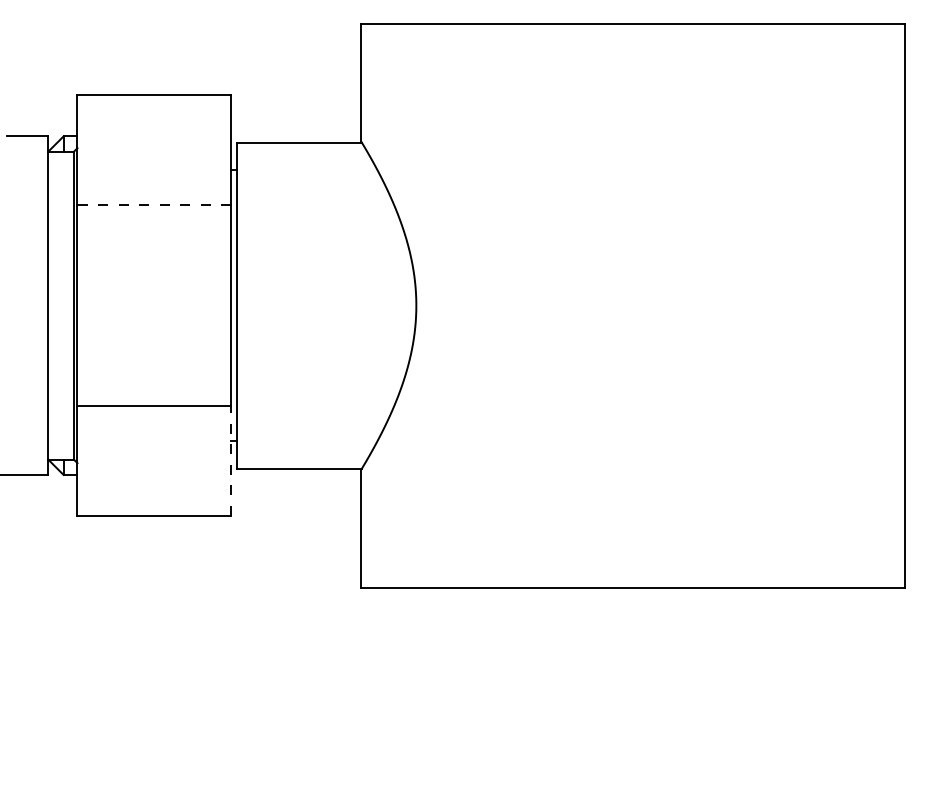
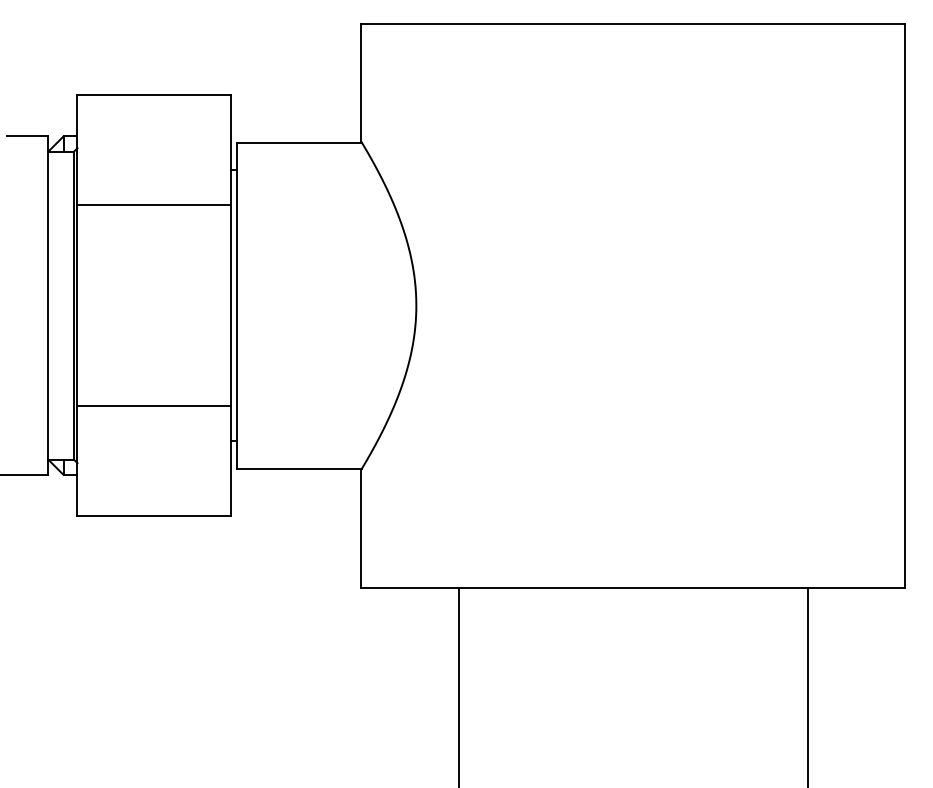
line: dashed -> solid (154, 205)
line: dashed -> solid (231, 461)
line: none -> present (458, 685)
line: none -> present (807, 685)
